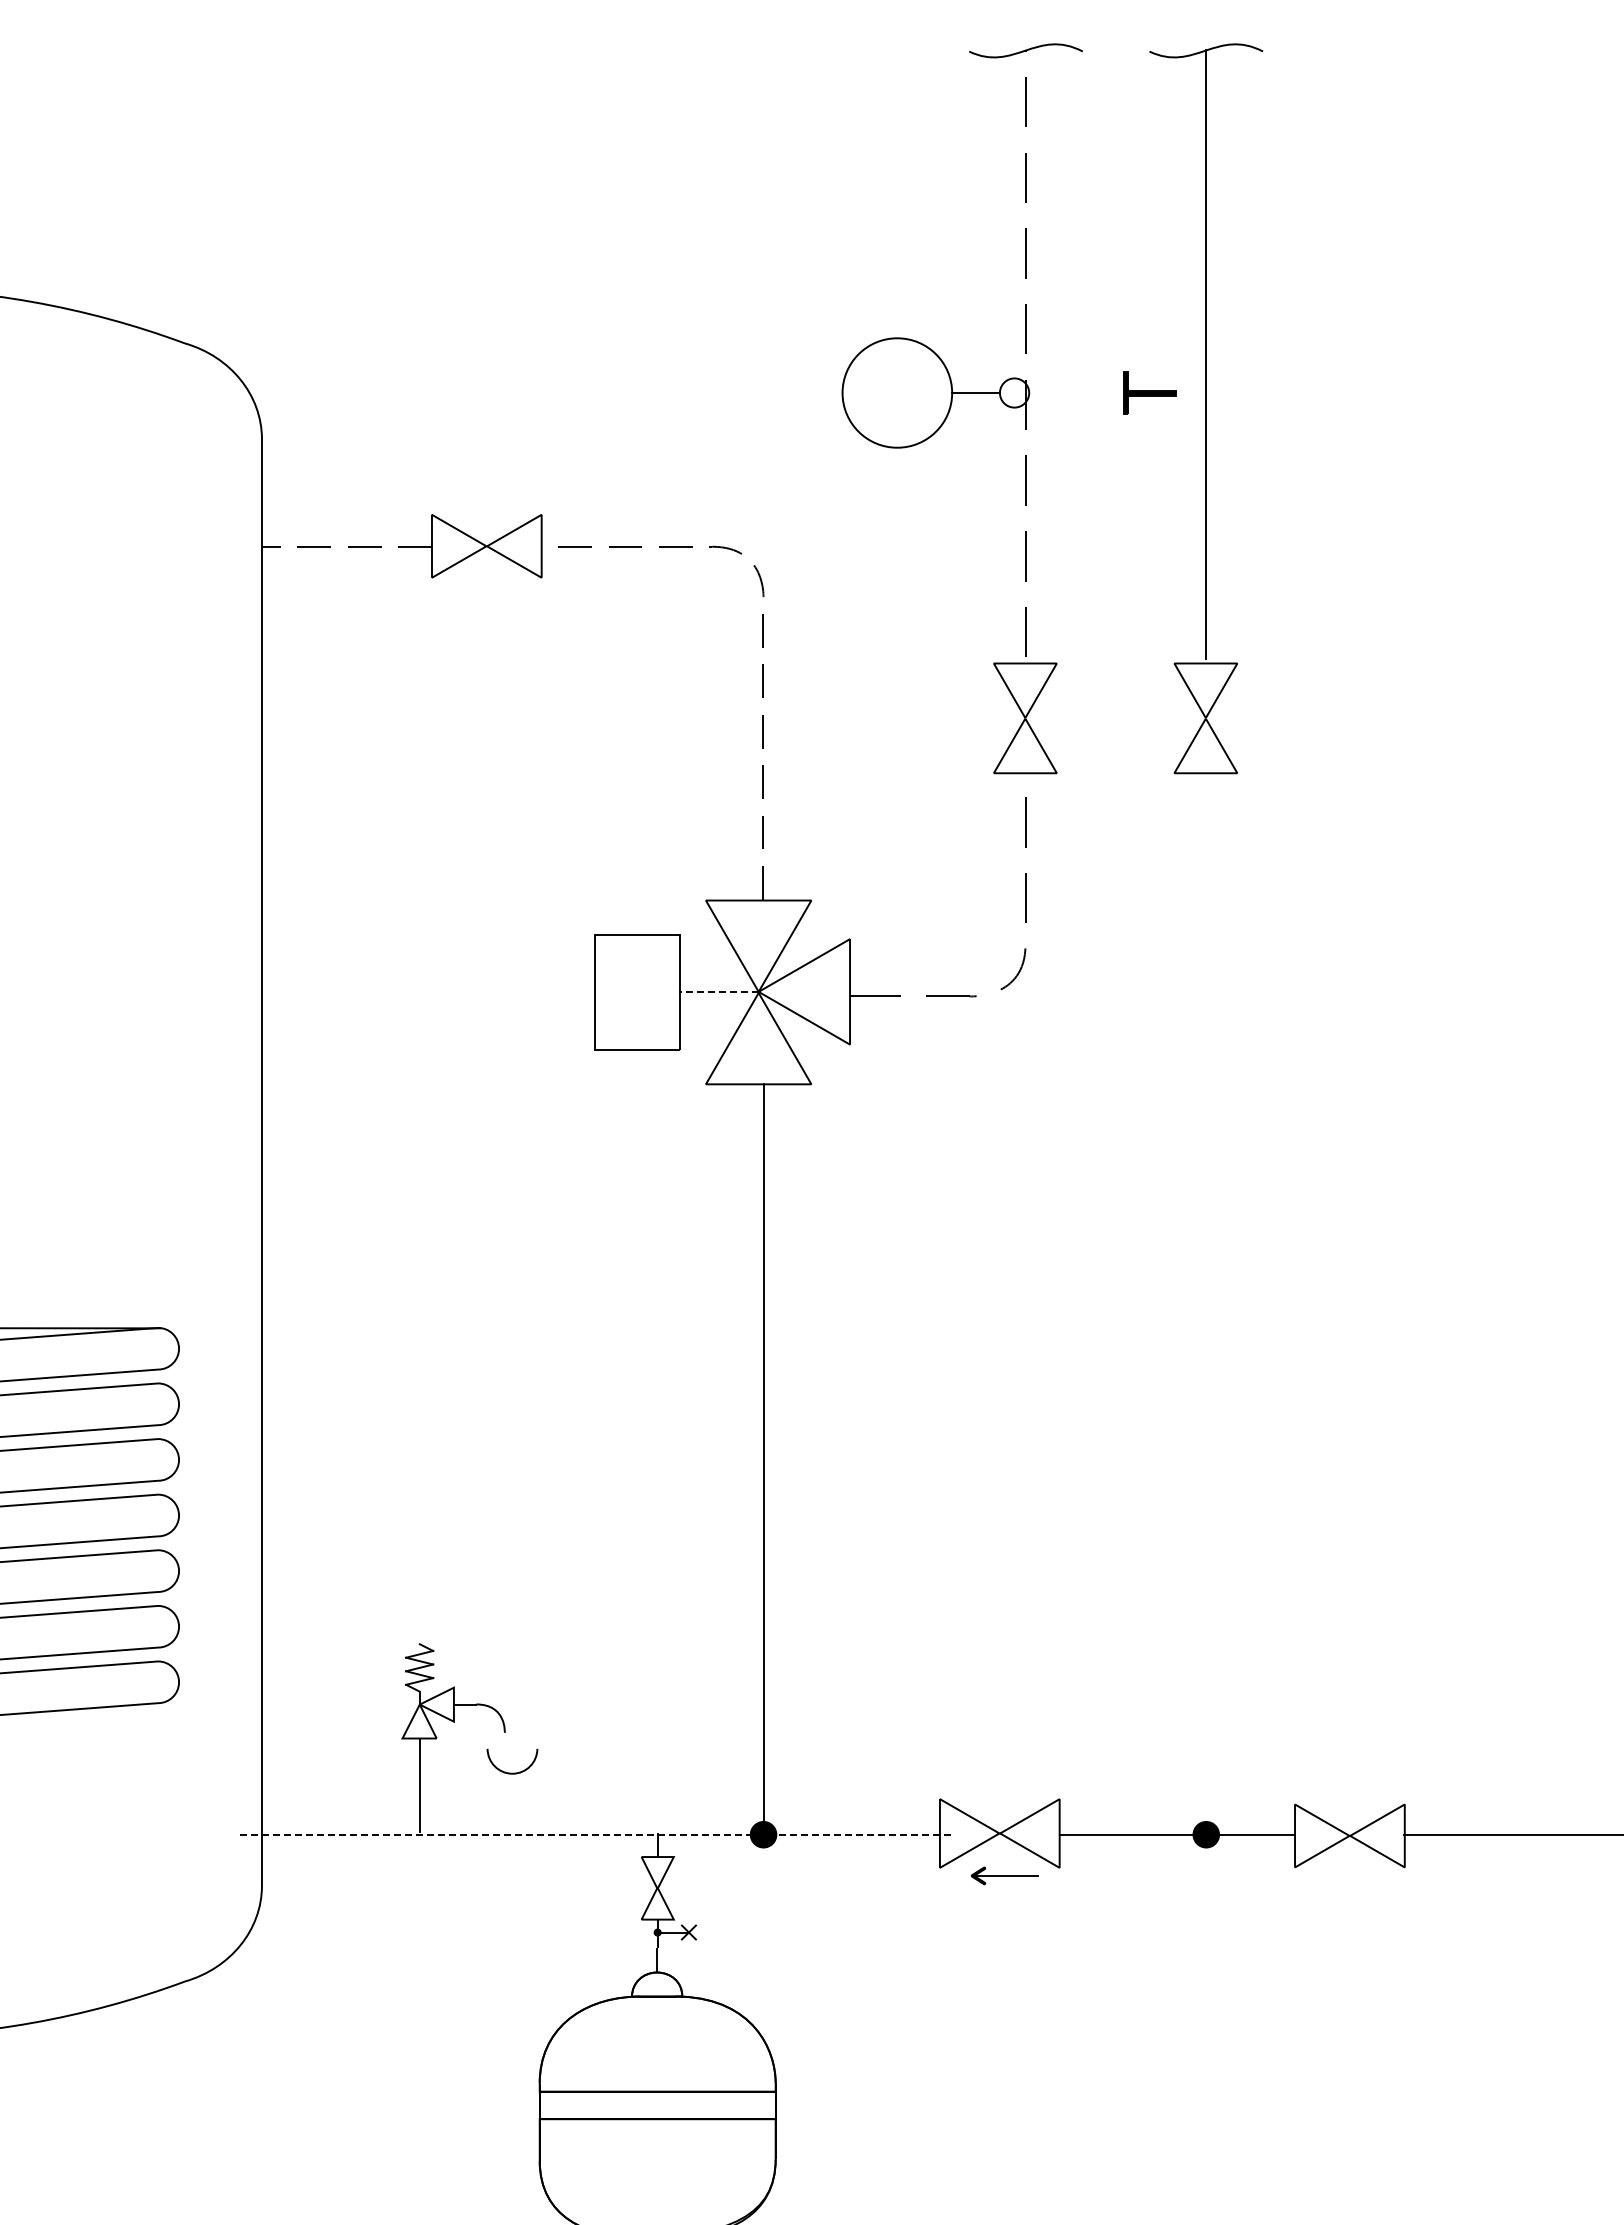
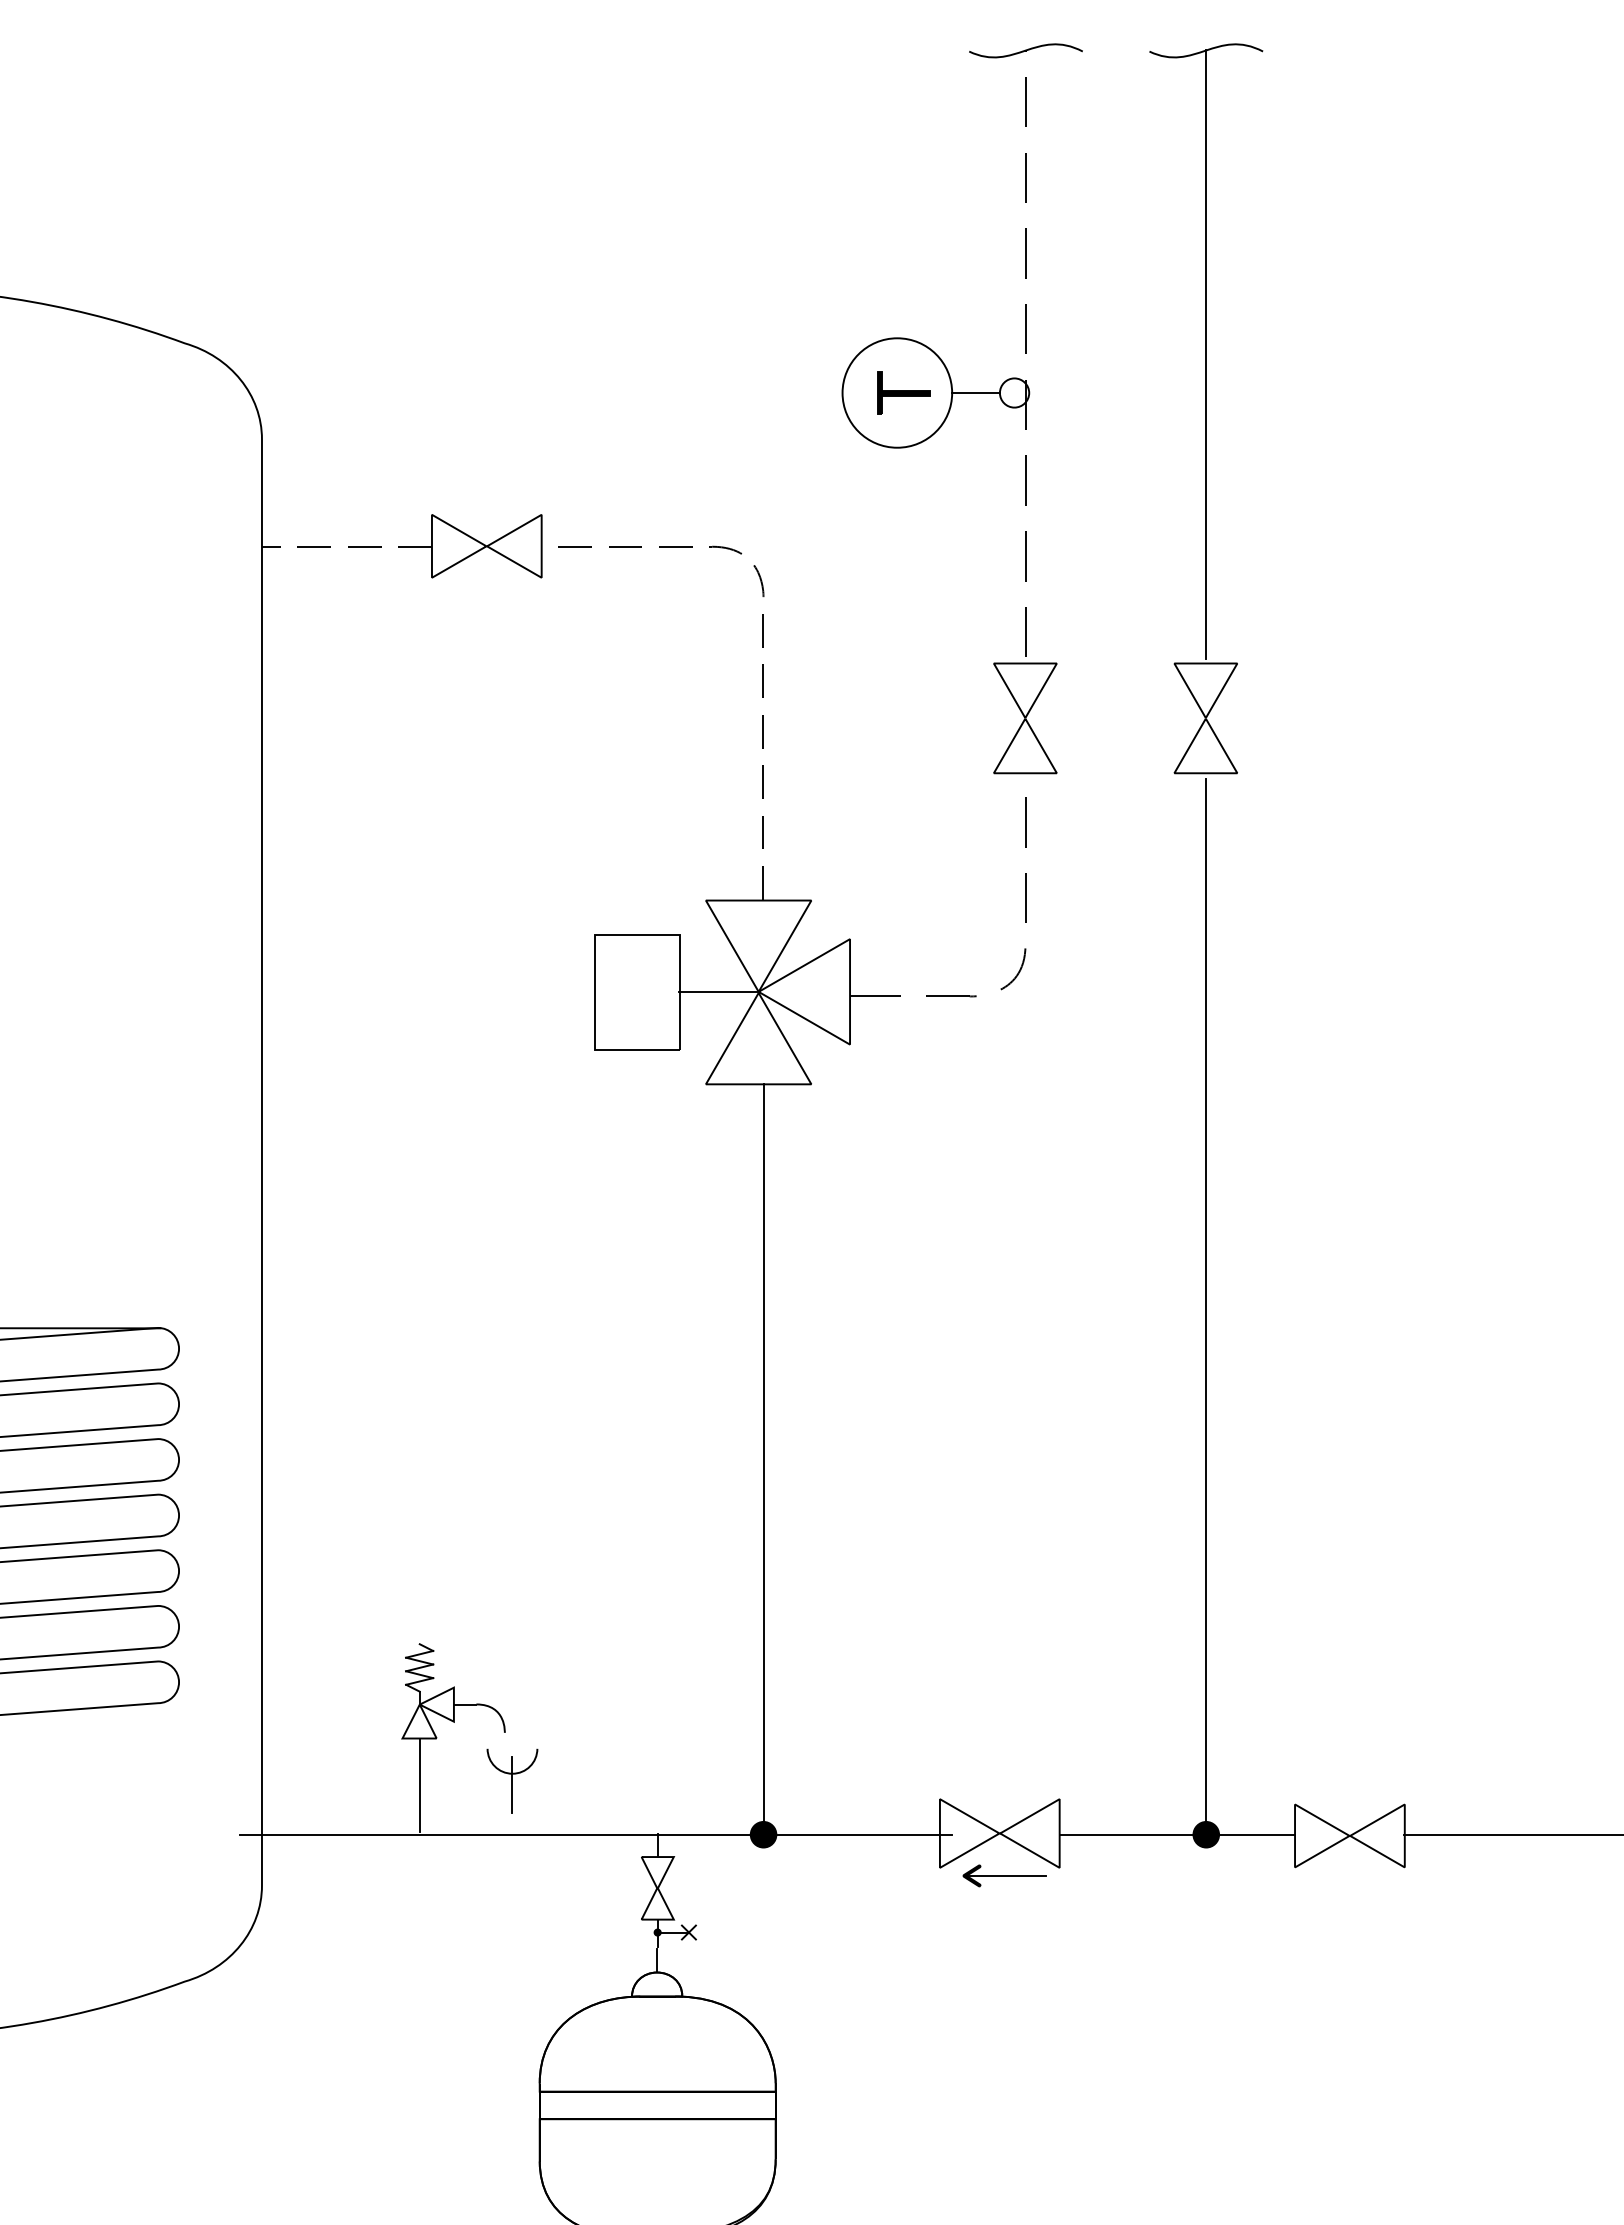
part position: (1149, 392) -> (903, 392) (903, 392)
line: dashed -> solid (718, 991)
line: none -> present (1206, 1304)
line: none -> present (512, 1784)
line: dashed -> solid (596, 1834)
part size: 68x20 px -> 85x24 px (1004, 1875)
